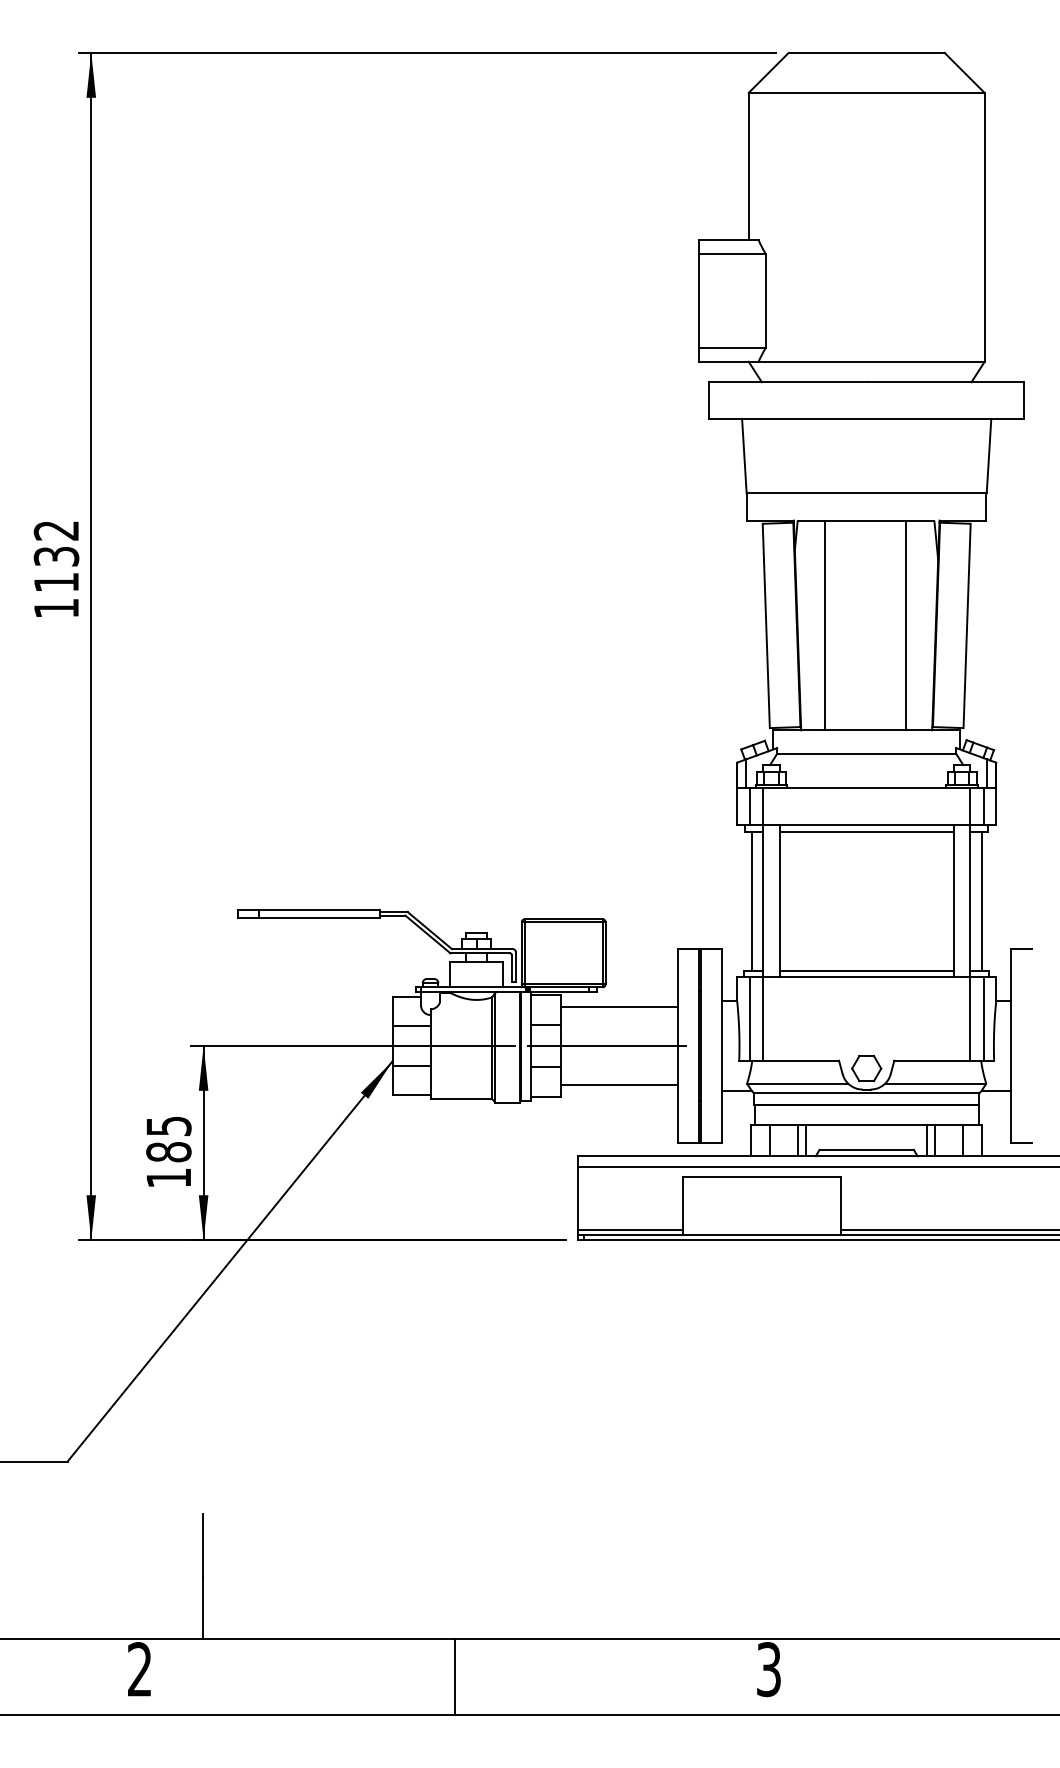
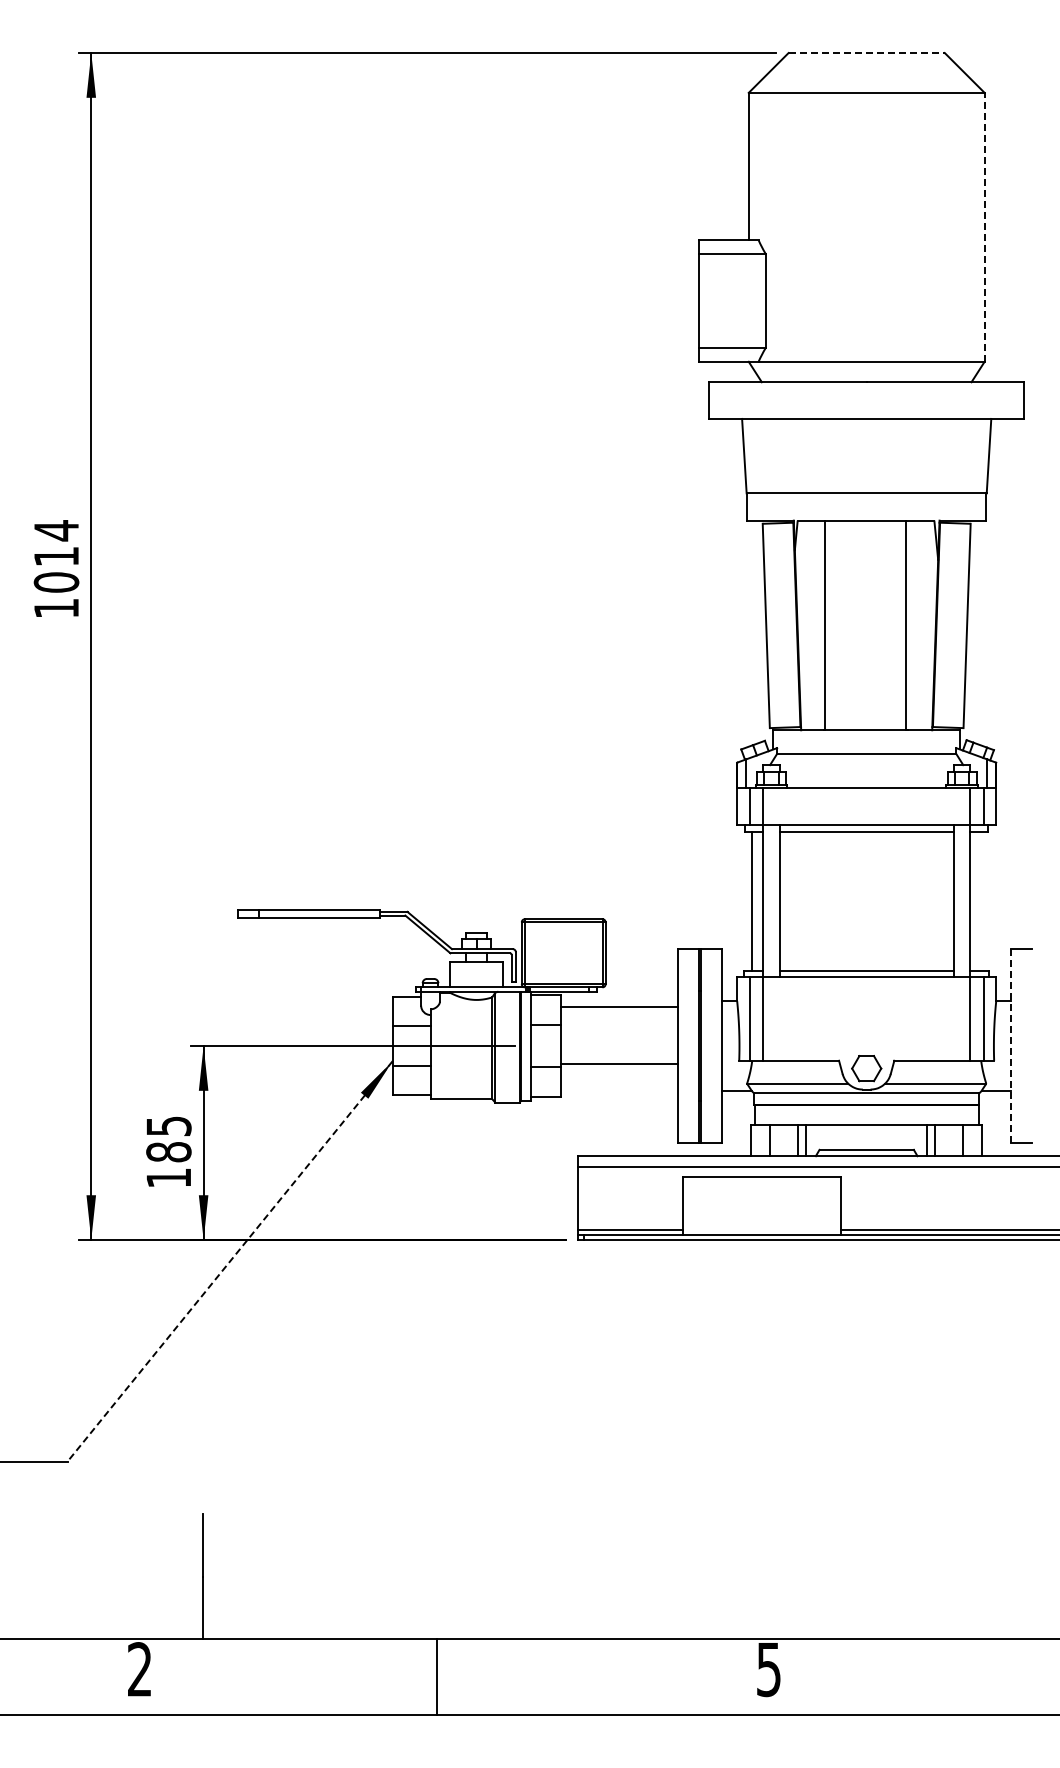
line: solid -> dashed (867, 53)
line: solid -> dashed (984, 226)
text: 1132 -> 1014 (56, 556)
line: present -> none (981, 901)
line: present -> none (615, 1046)
line: solid -> dashed (1011, 1046)
line position: (618, 1085) -> (618, 1064) (618, 1064)
line: solid -> dashed (230, 1261)
text: 3 -> 5 (768, 1669)
line position: (455, 1676) -> (437, 1676) (437, 1676)
